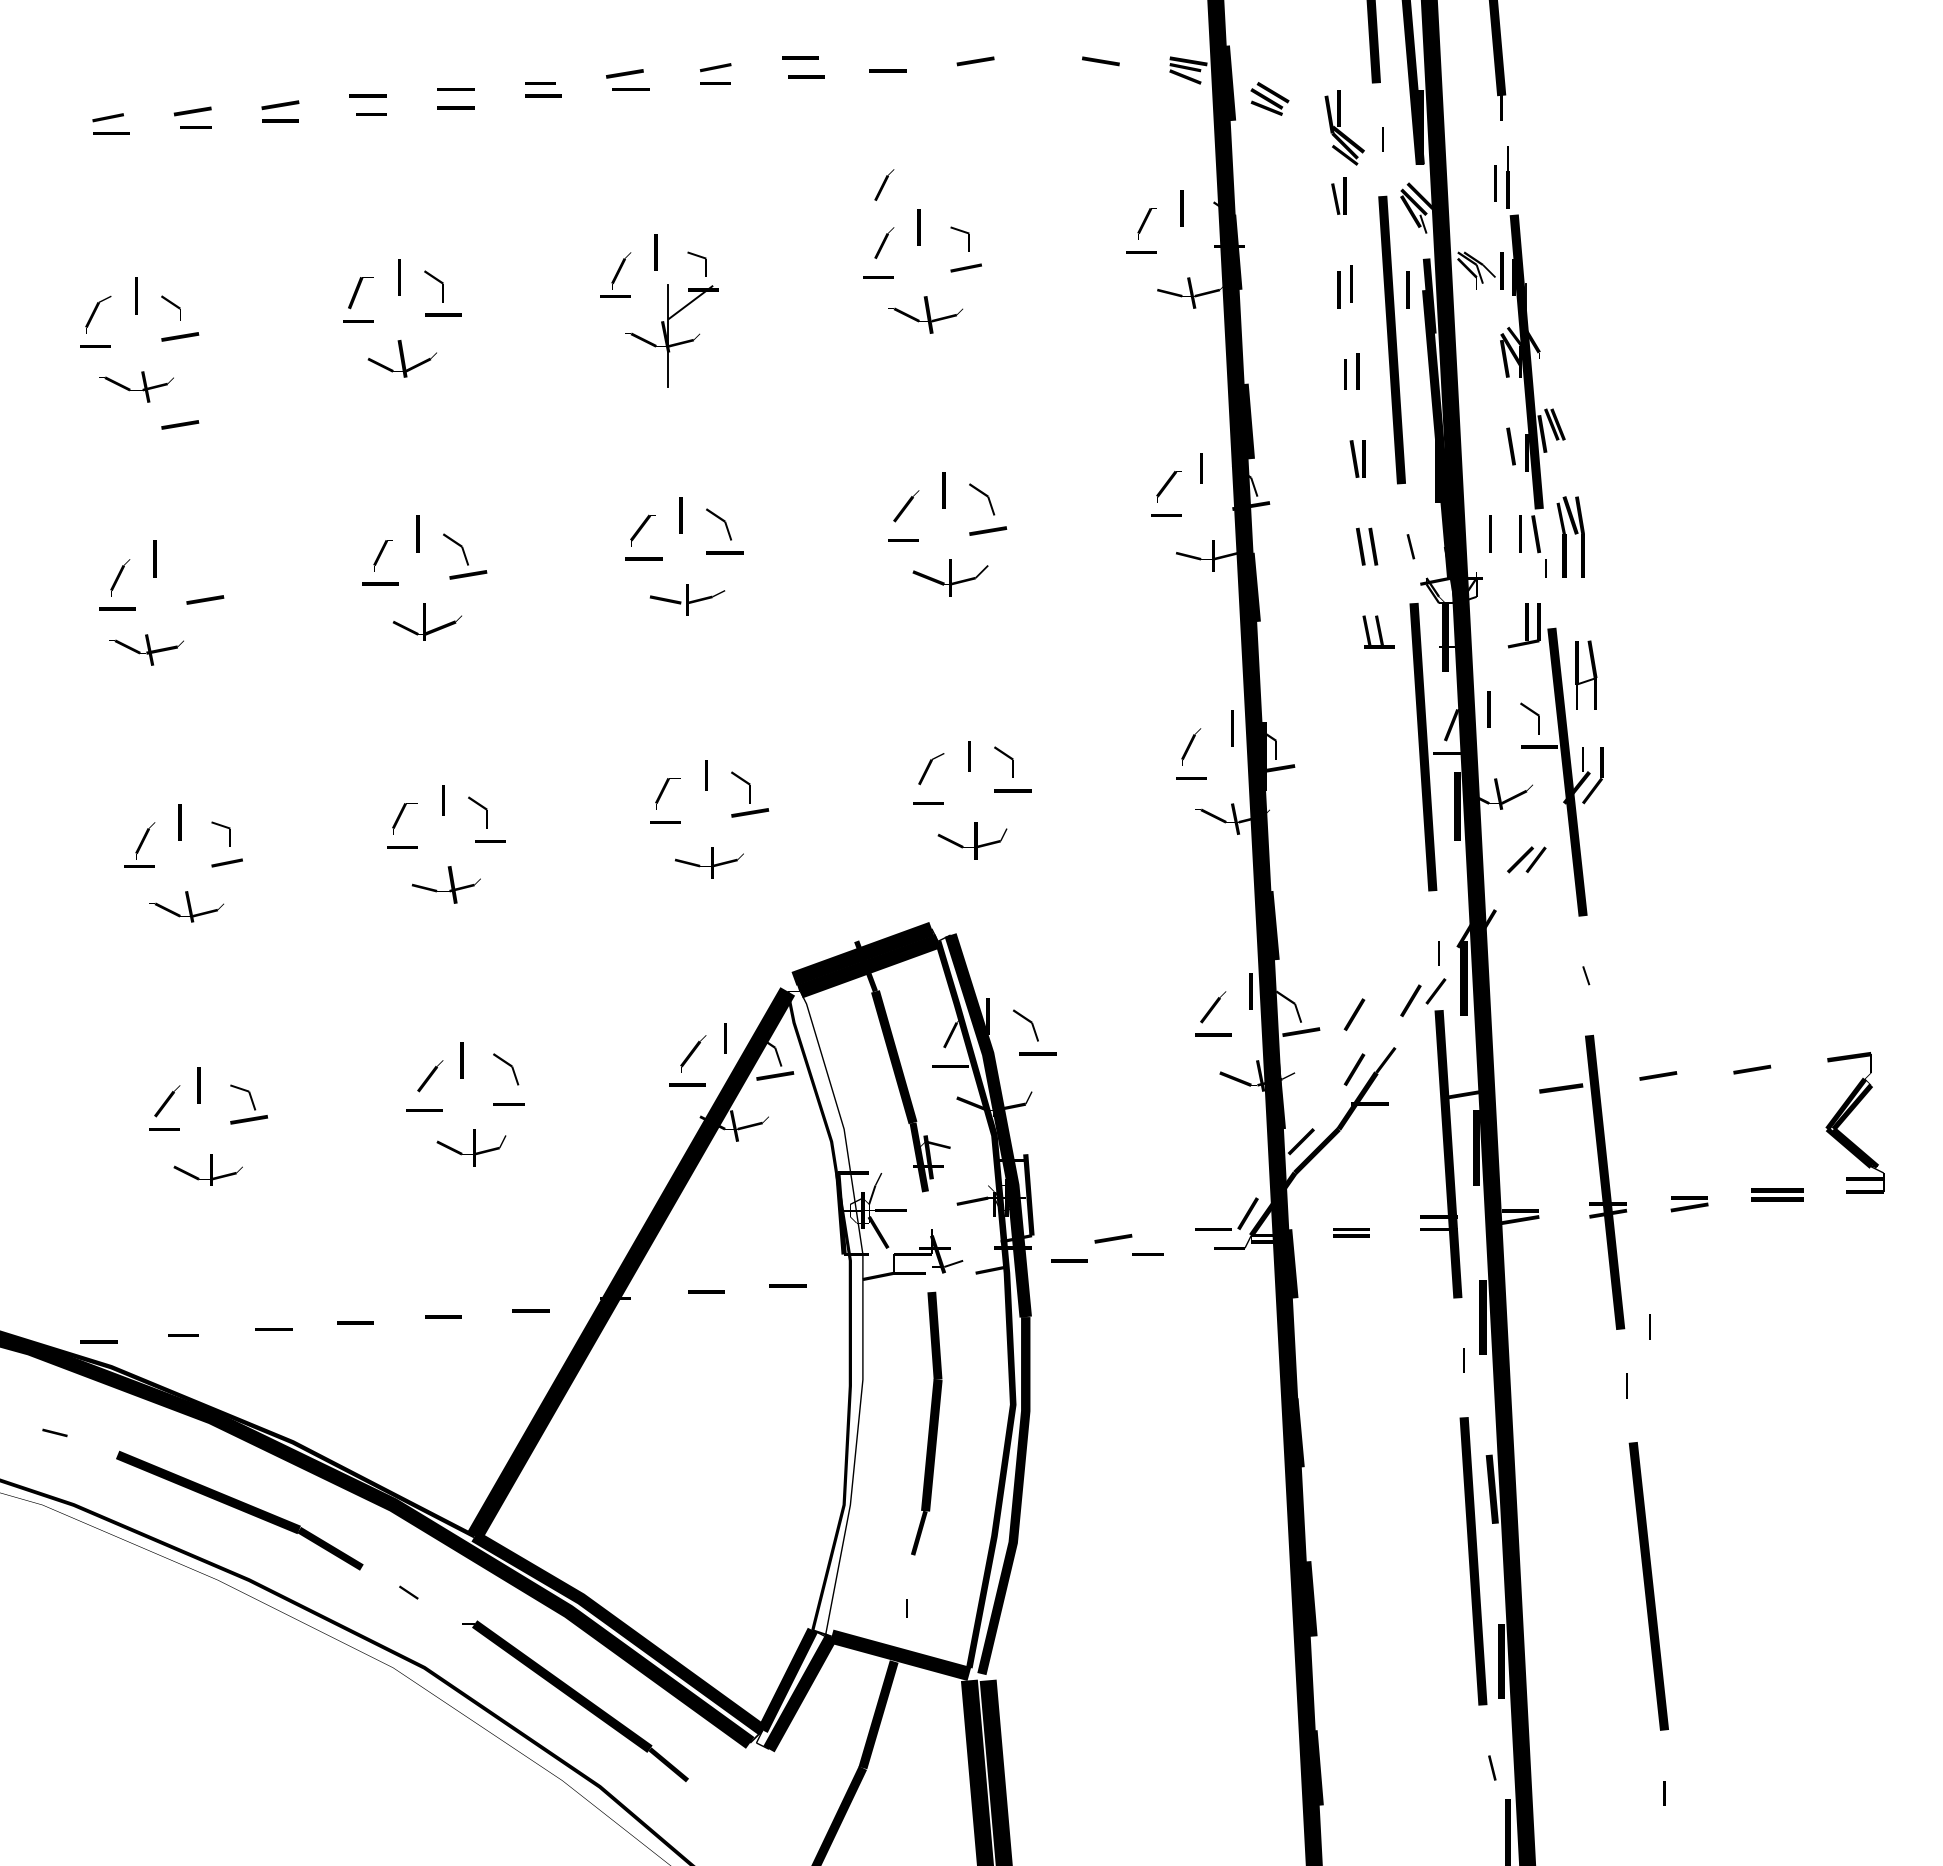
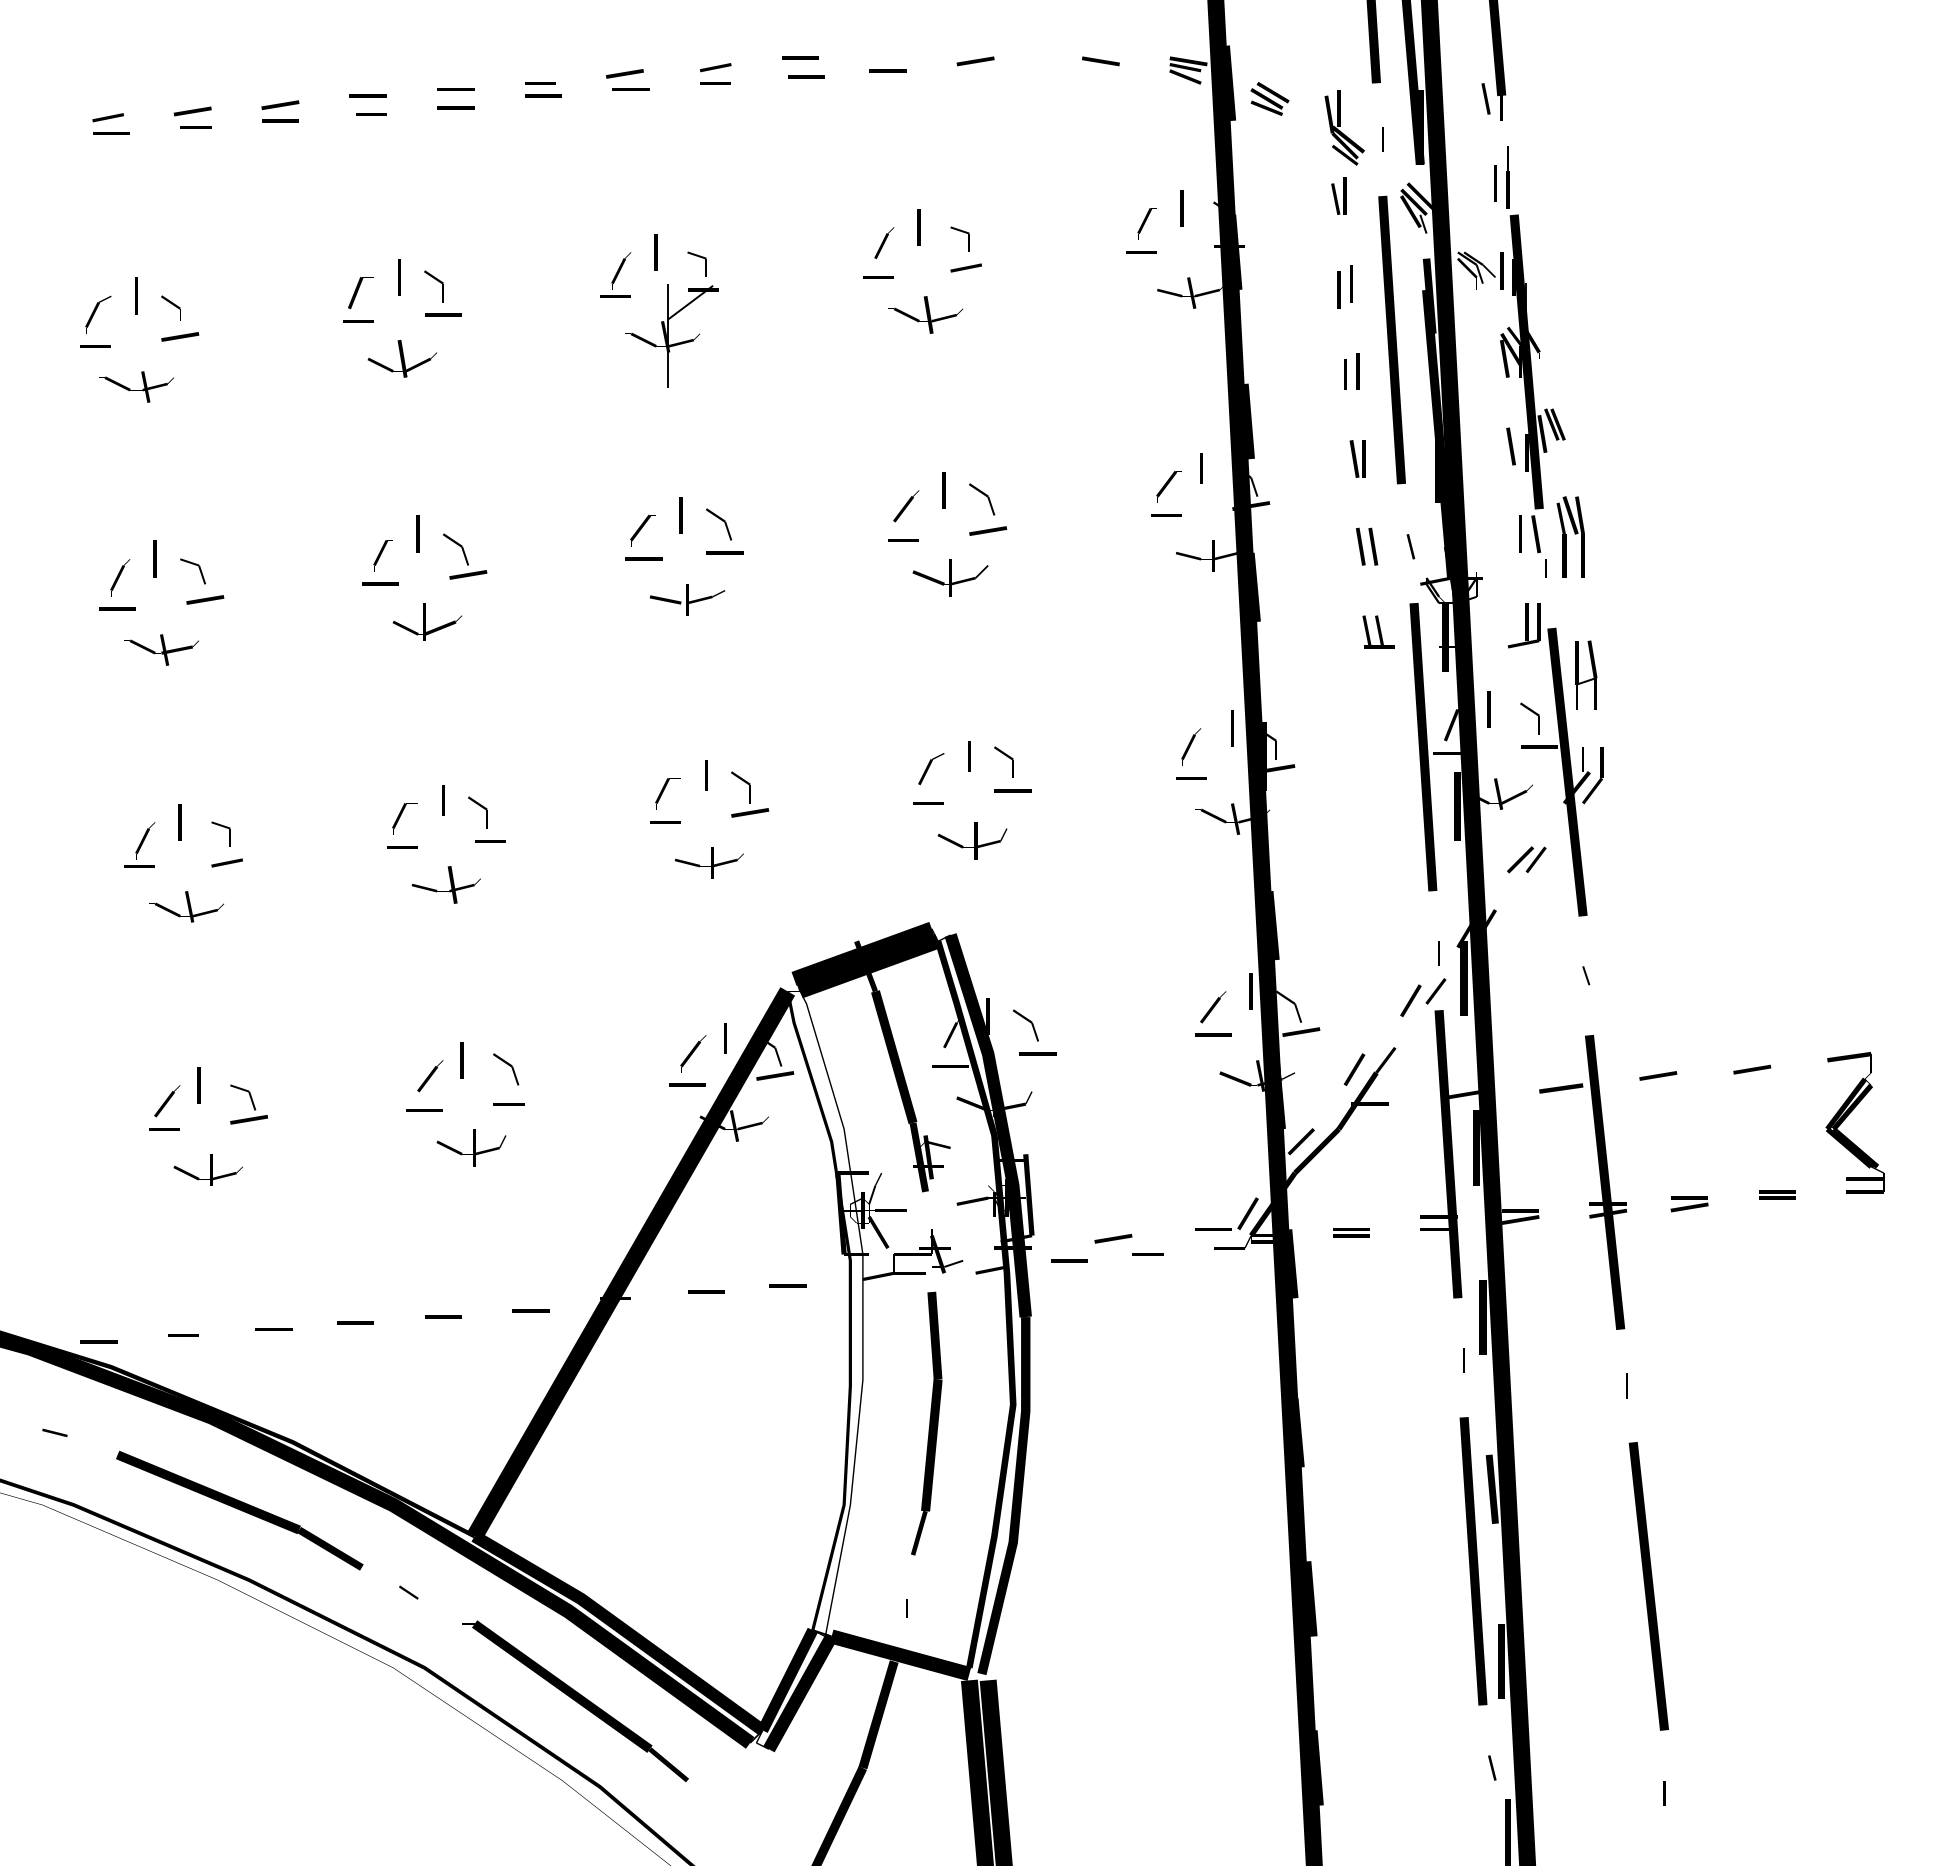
line: none -> present (1485, 98)
part: present -> none (884, 184)
line: present -> none (1407, 289)
line: present -> none (180, 424)
line: present -> none (1490, 533)
part: none -> present (195, 565)
part position: (146, 649) -> (161, 649) (161, 649)
line: present -> none (1354, 1014)
part size: 53x14 px -> 37x10 px (1777, 1194)
line: present -> none (1649, 1326)
